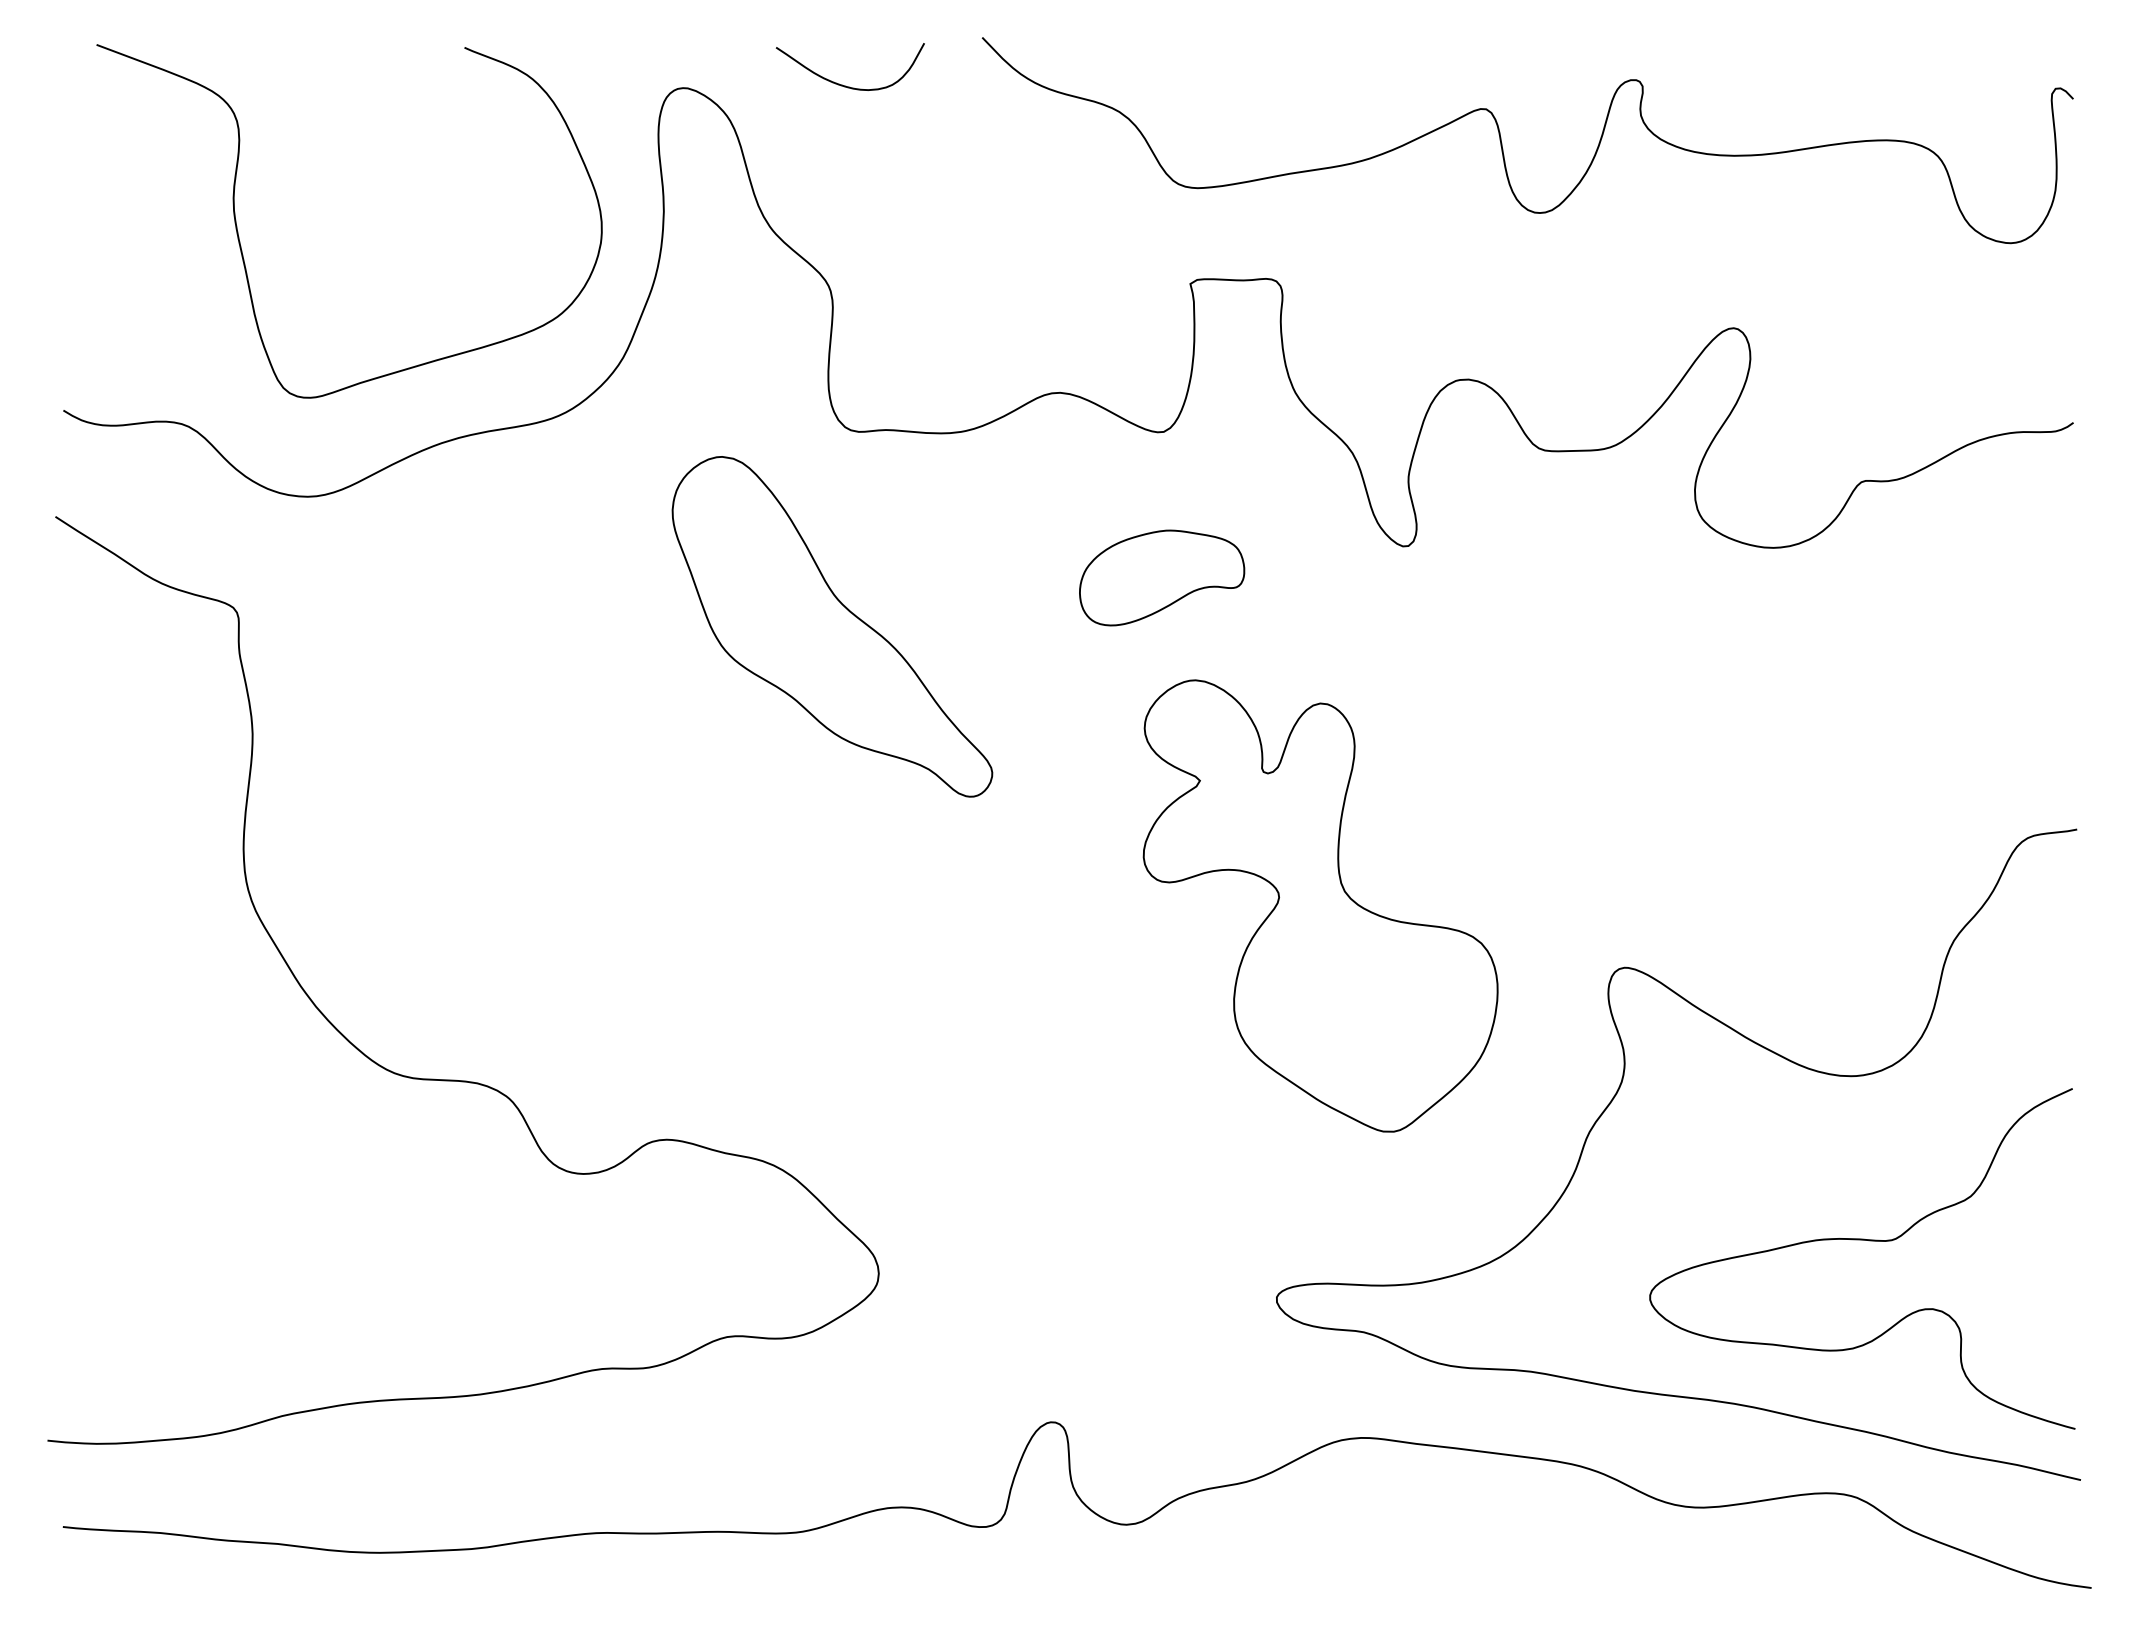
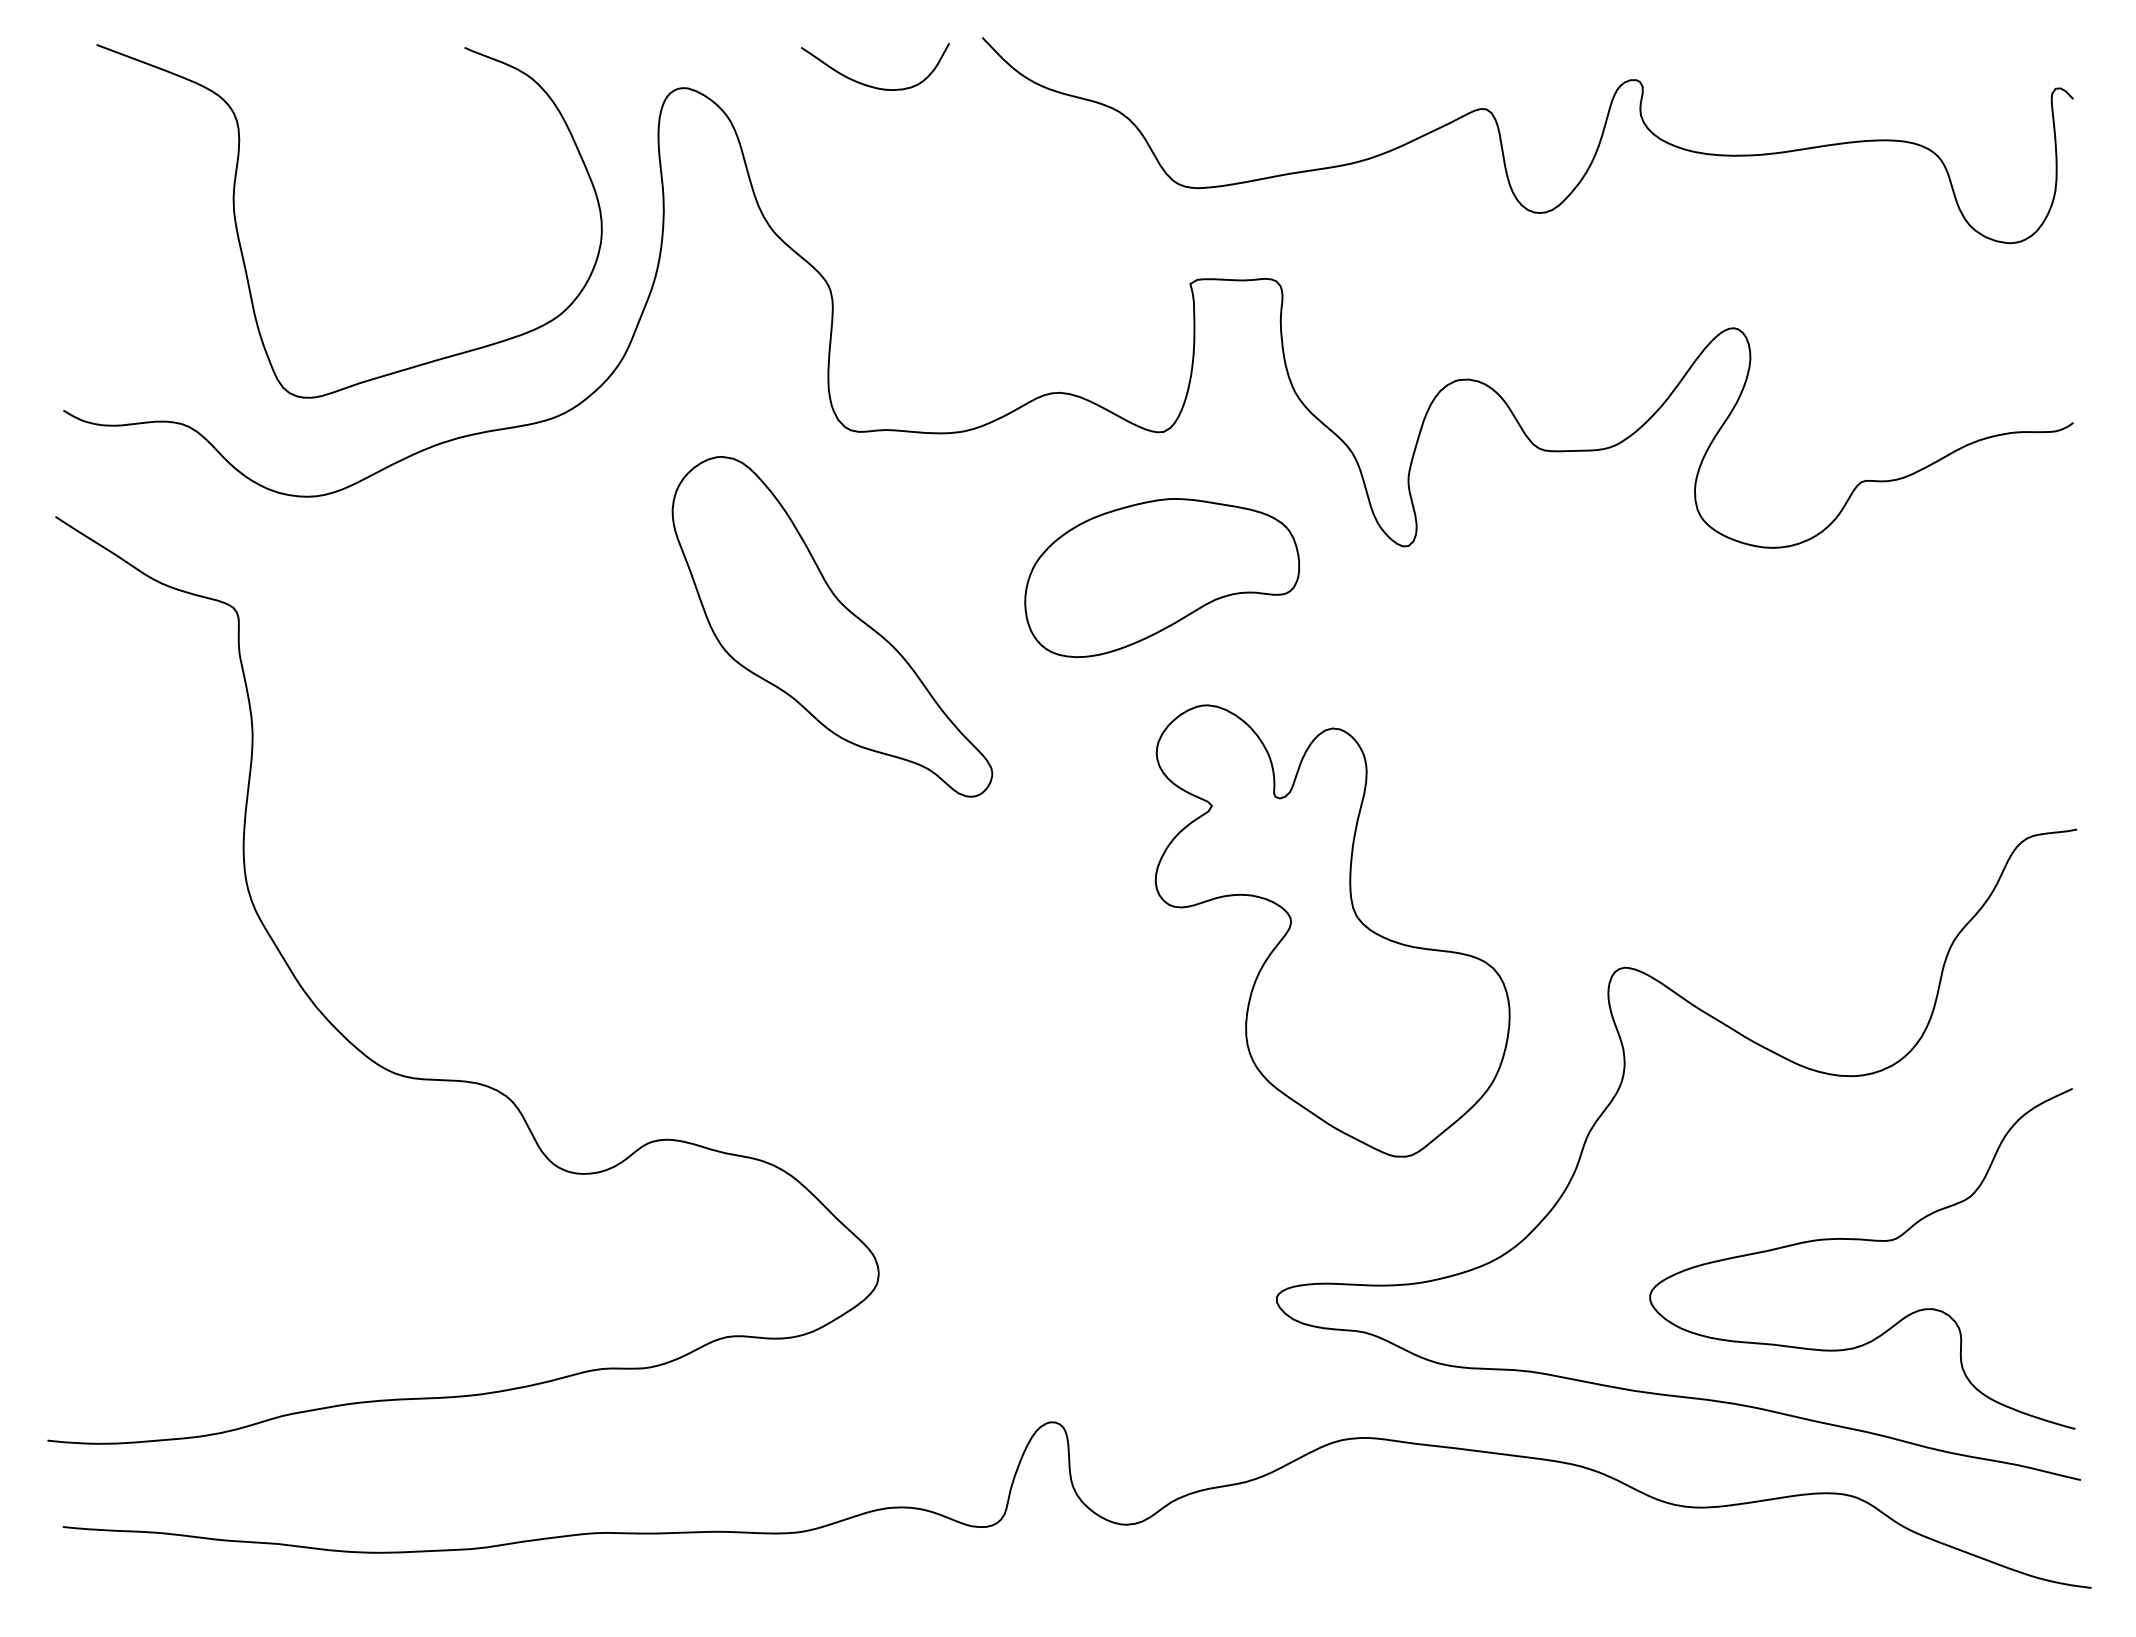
curve position: (842, 84) -> (867, 84) (867, 84)
part size: 167x98 px -> 276x160 px (1161, 577)
part position: (1320, 905) -> (1332, 930) (1332, 930)
